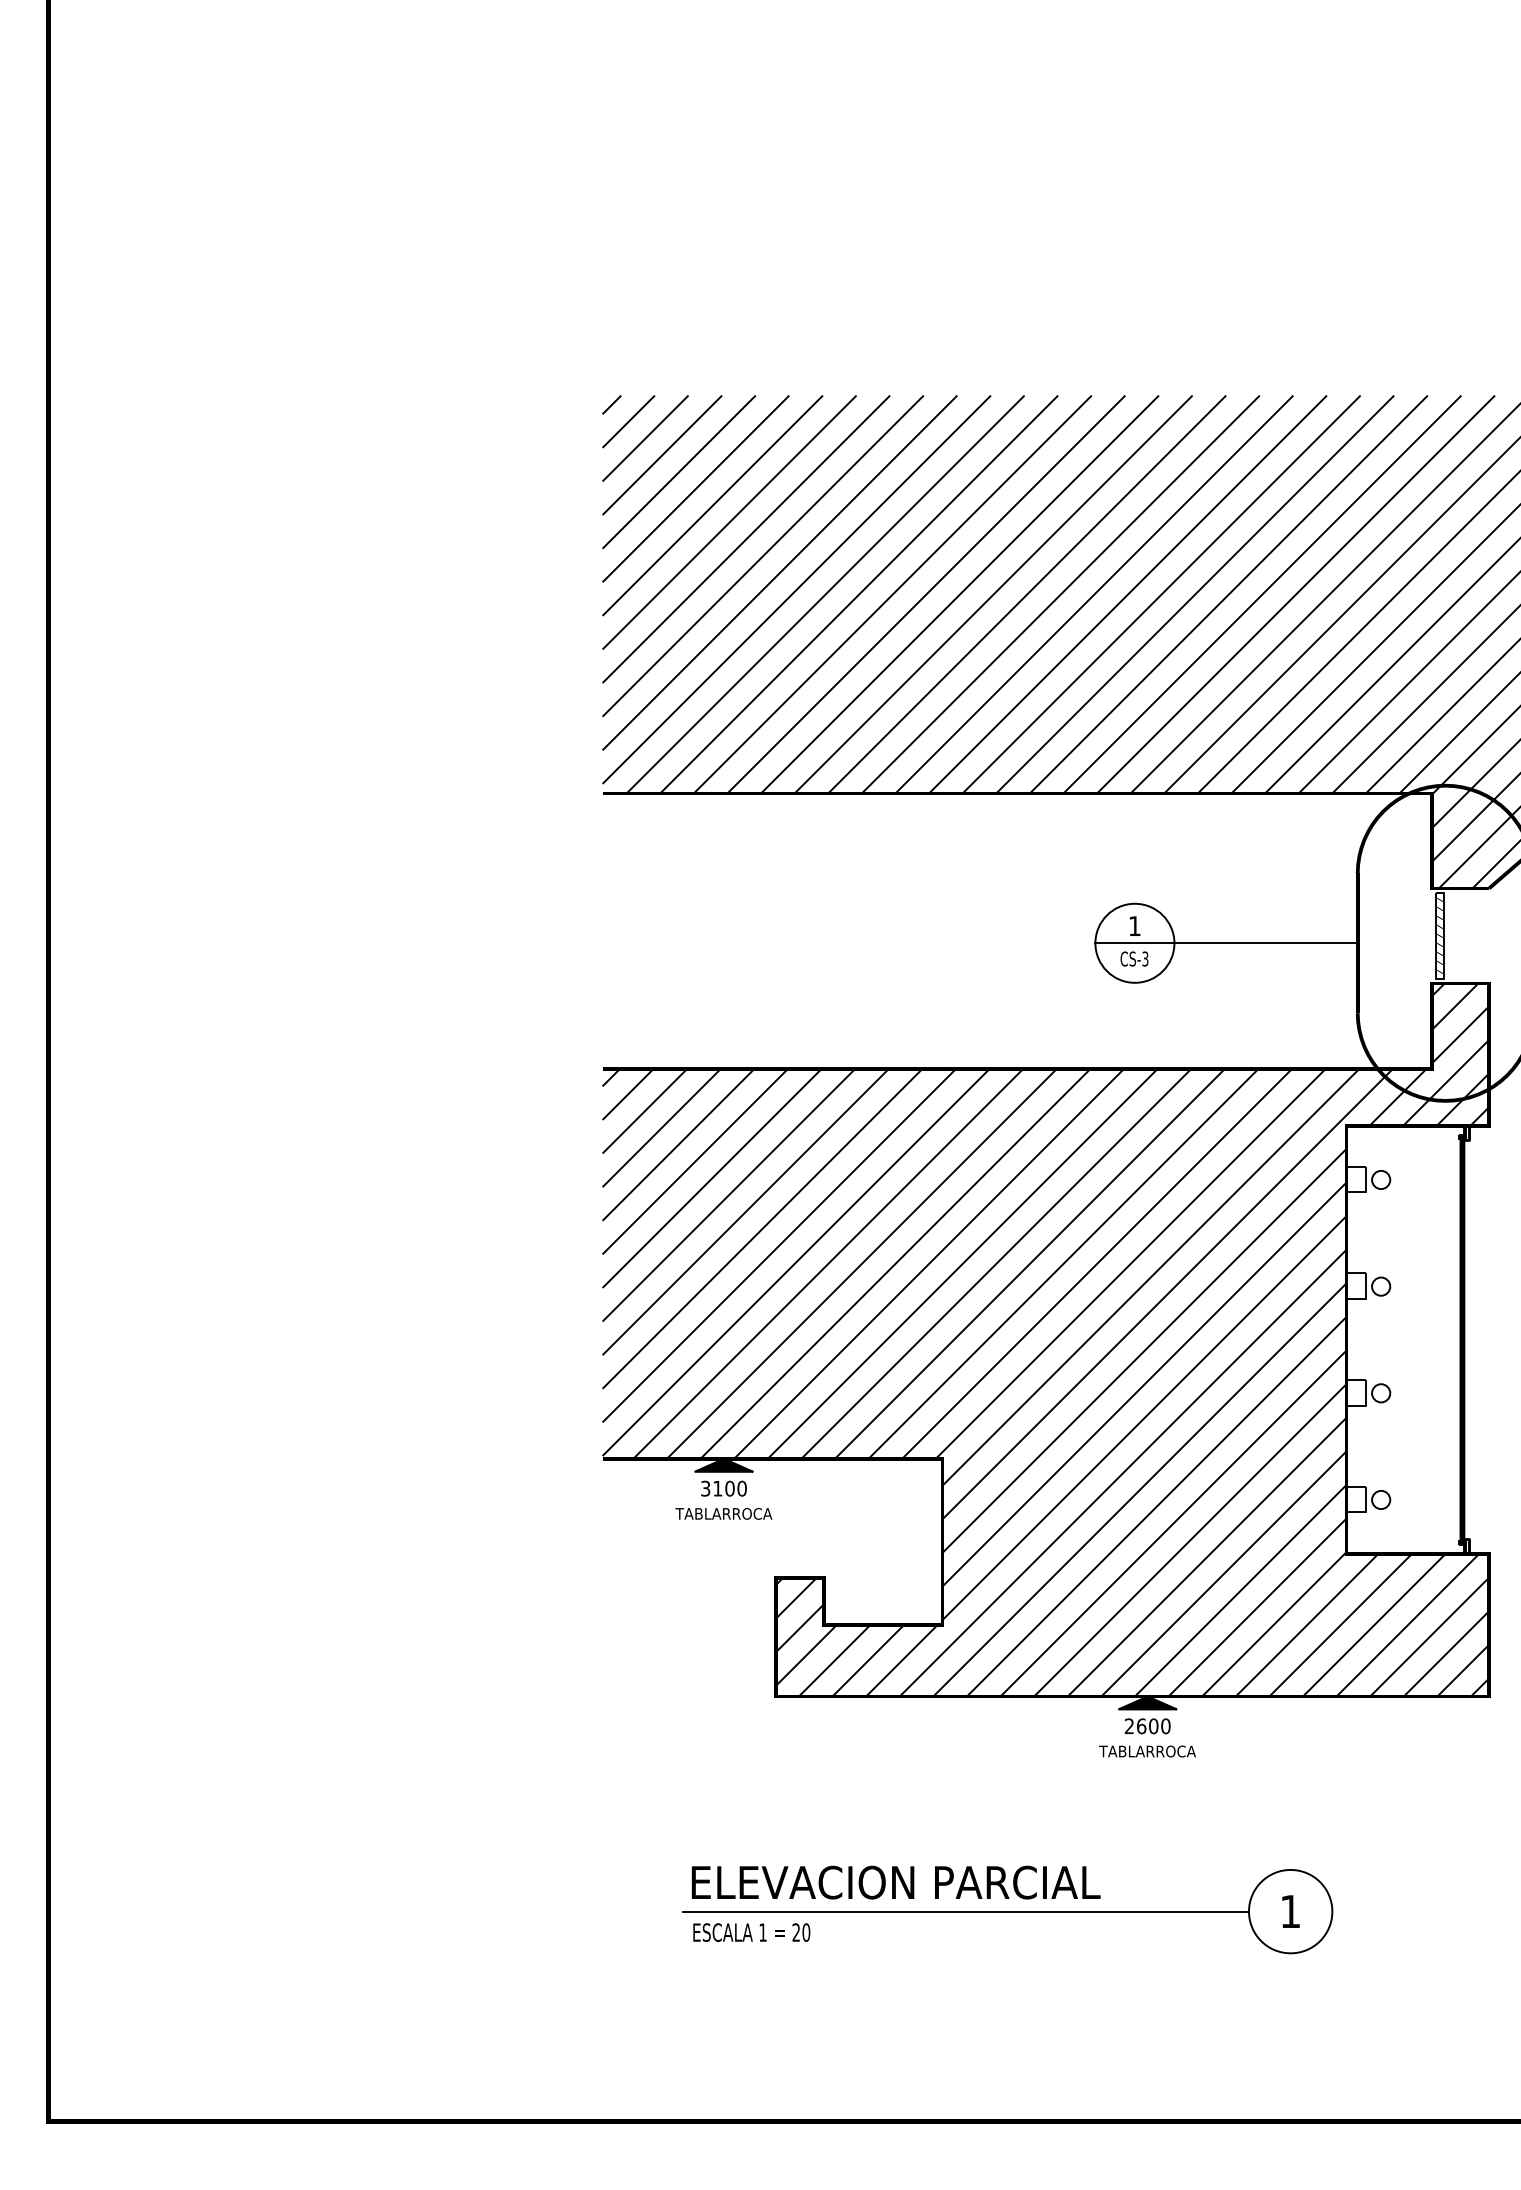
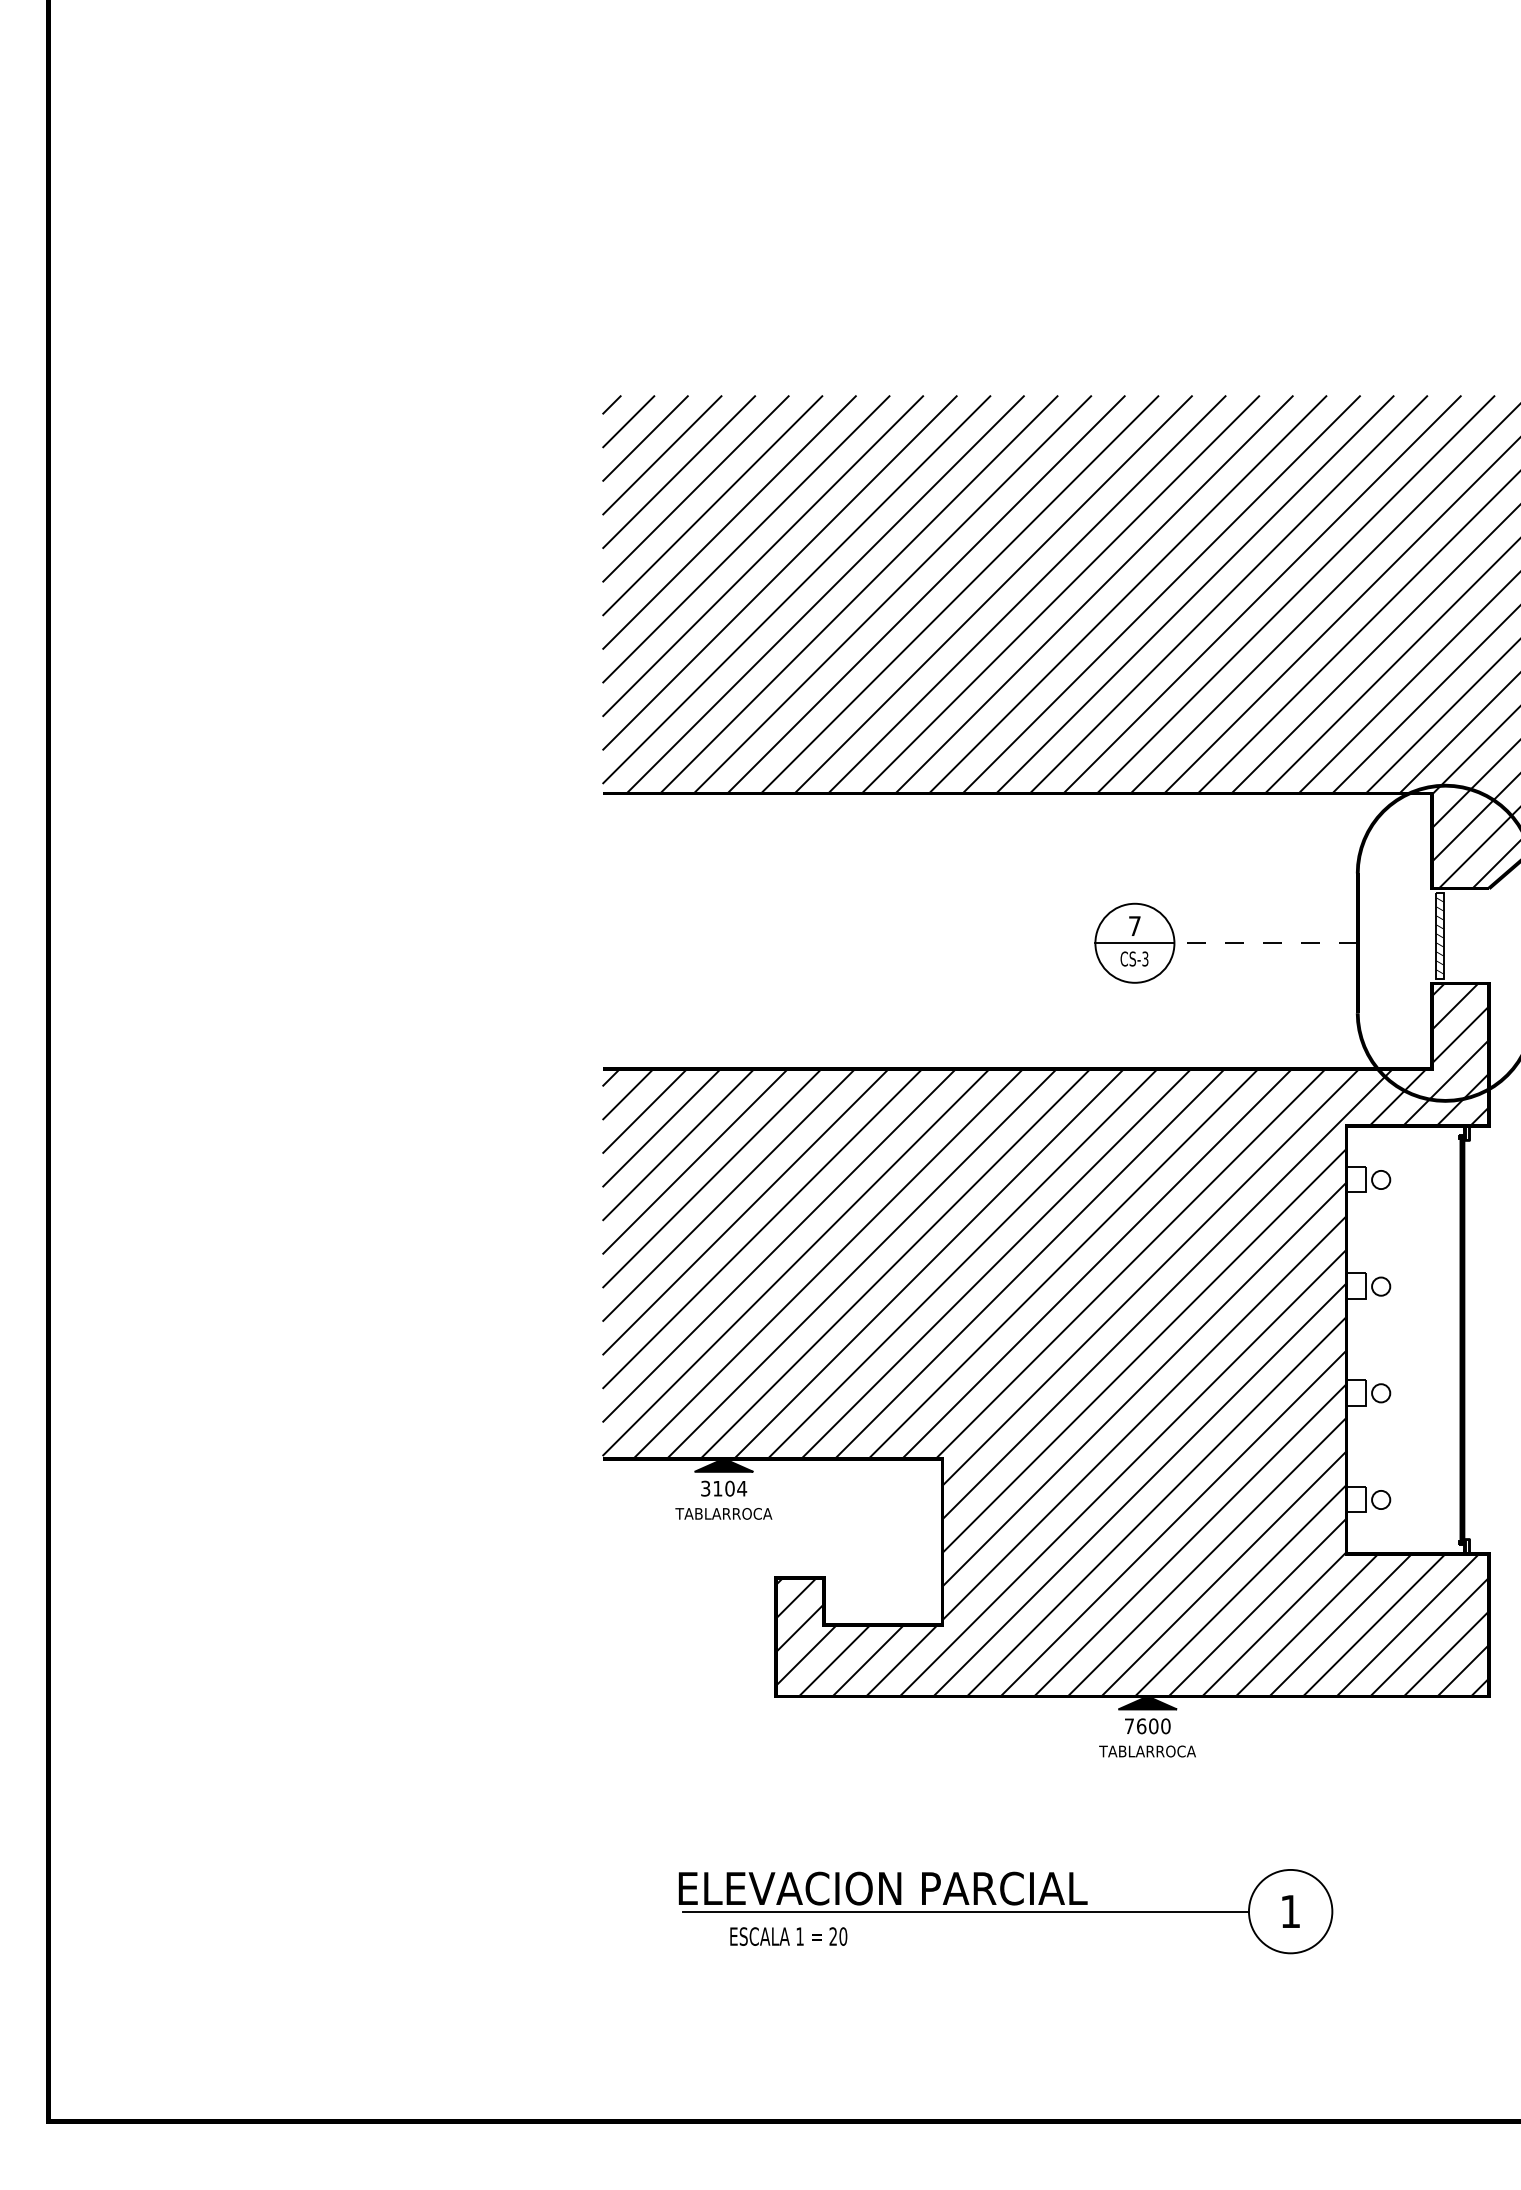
text: 1 -> 7 (1134, 925)
line: solid -> dashed (1266, 943)
text: 3100 -> 3104 (742, 1488)
text: 2600 -> 7600 (1128, 1725)
text position: (895, 1882) -> (882, 1888) (882, 1888)
text position: (751, 1932) -> (788, 1936) (788, 1936)
